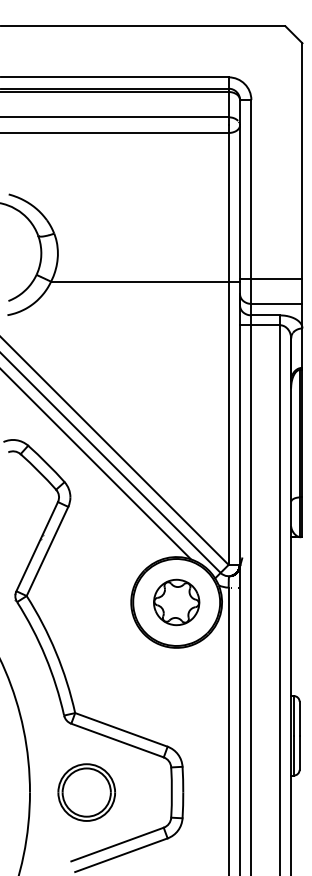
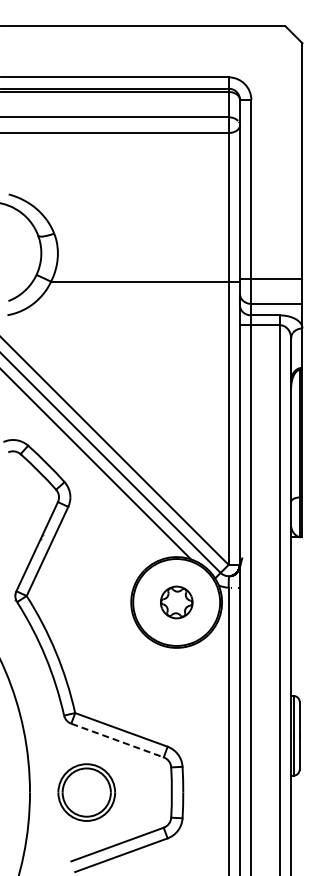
part size: 48x49 px -> 34x35 px (176, 602)
line: solid -> dashed (118, 740)
